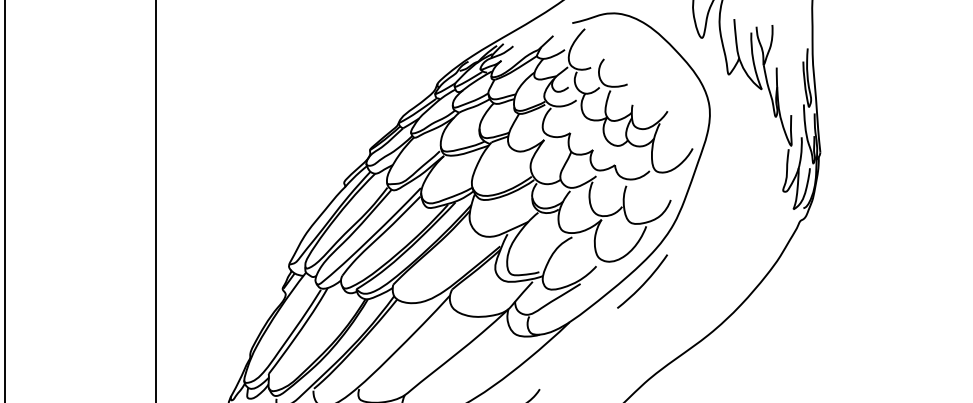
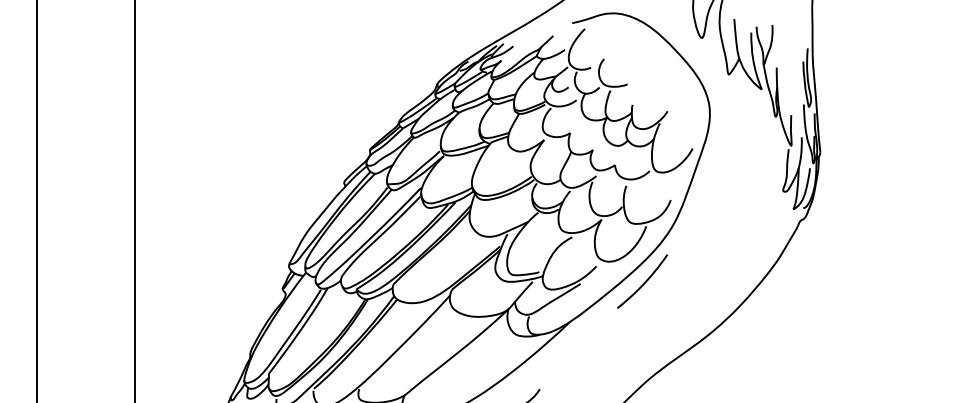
line position: (5, 200) -> (37, 200) (37, 200)
line position: (155, 200) -> (134, 200) (134, 200)
